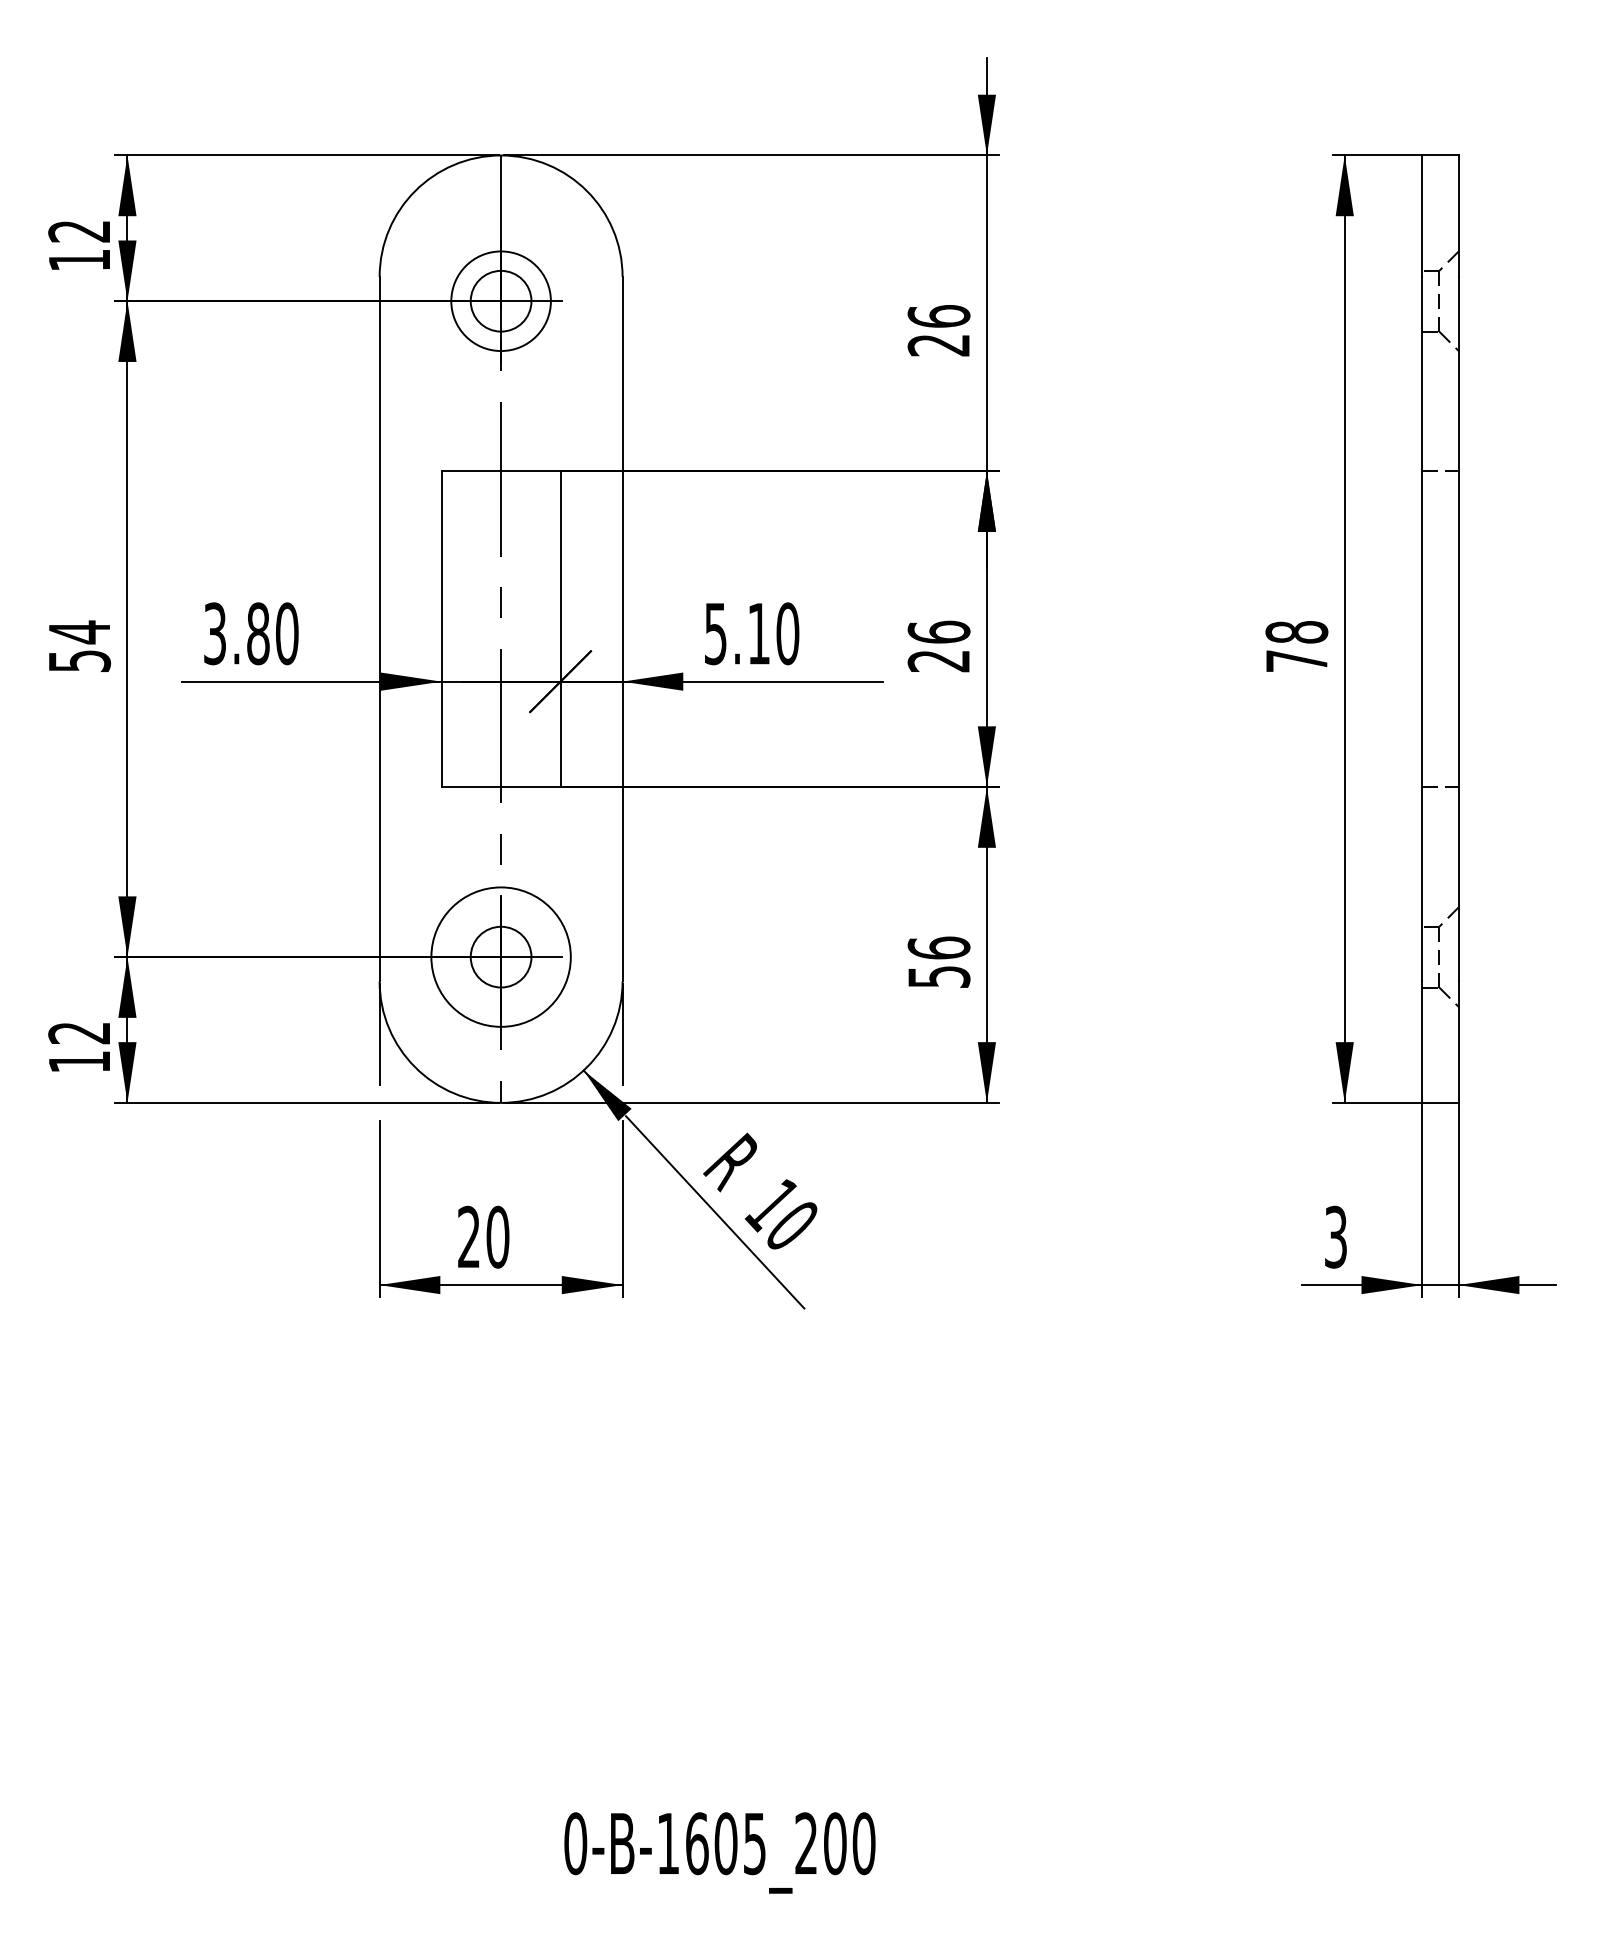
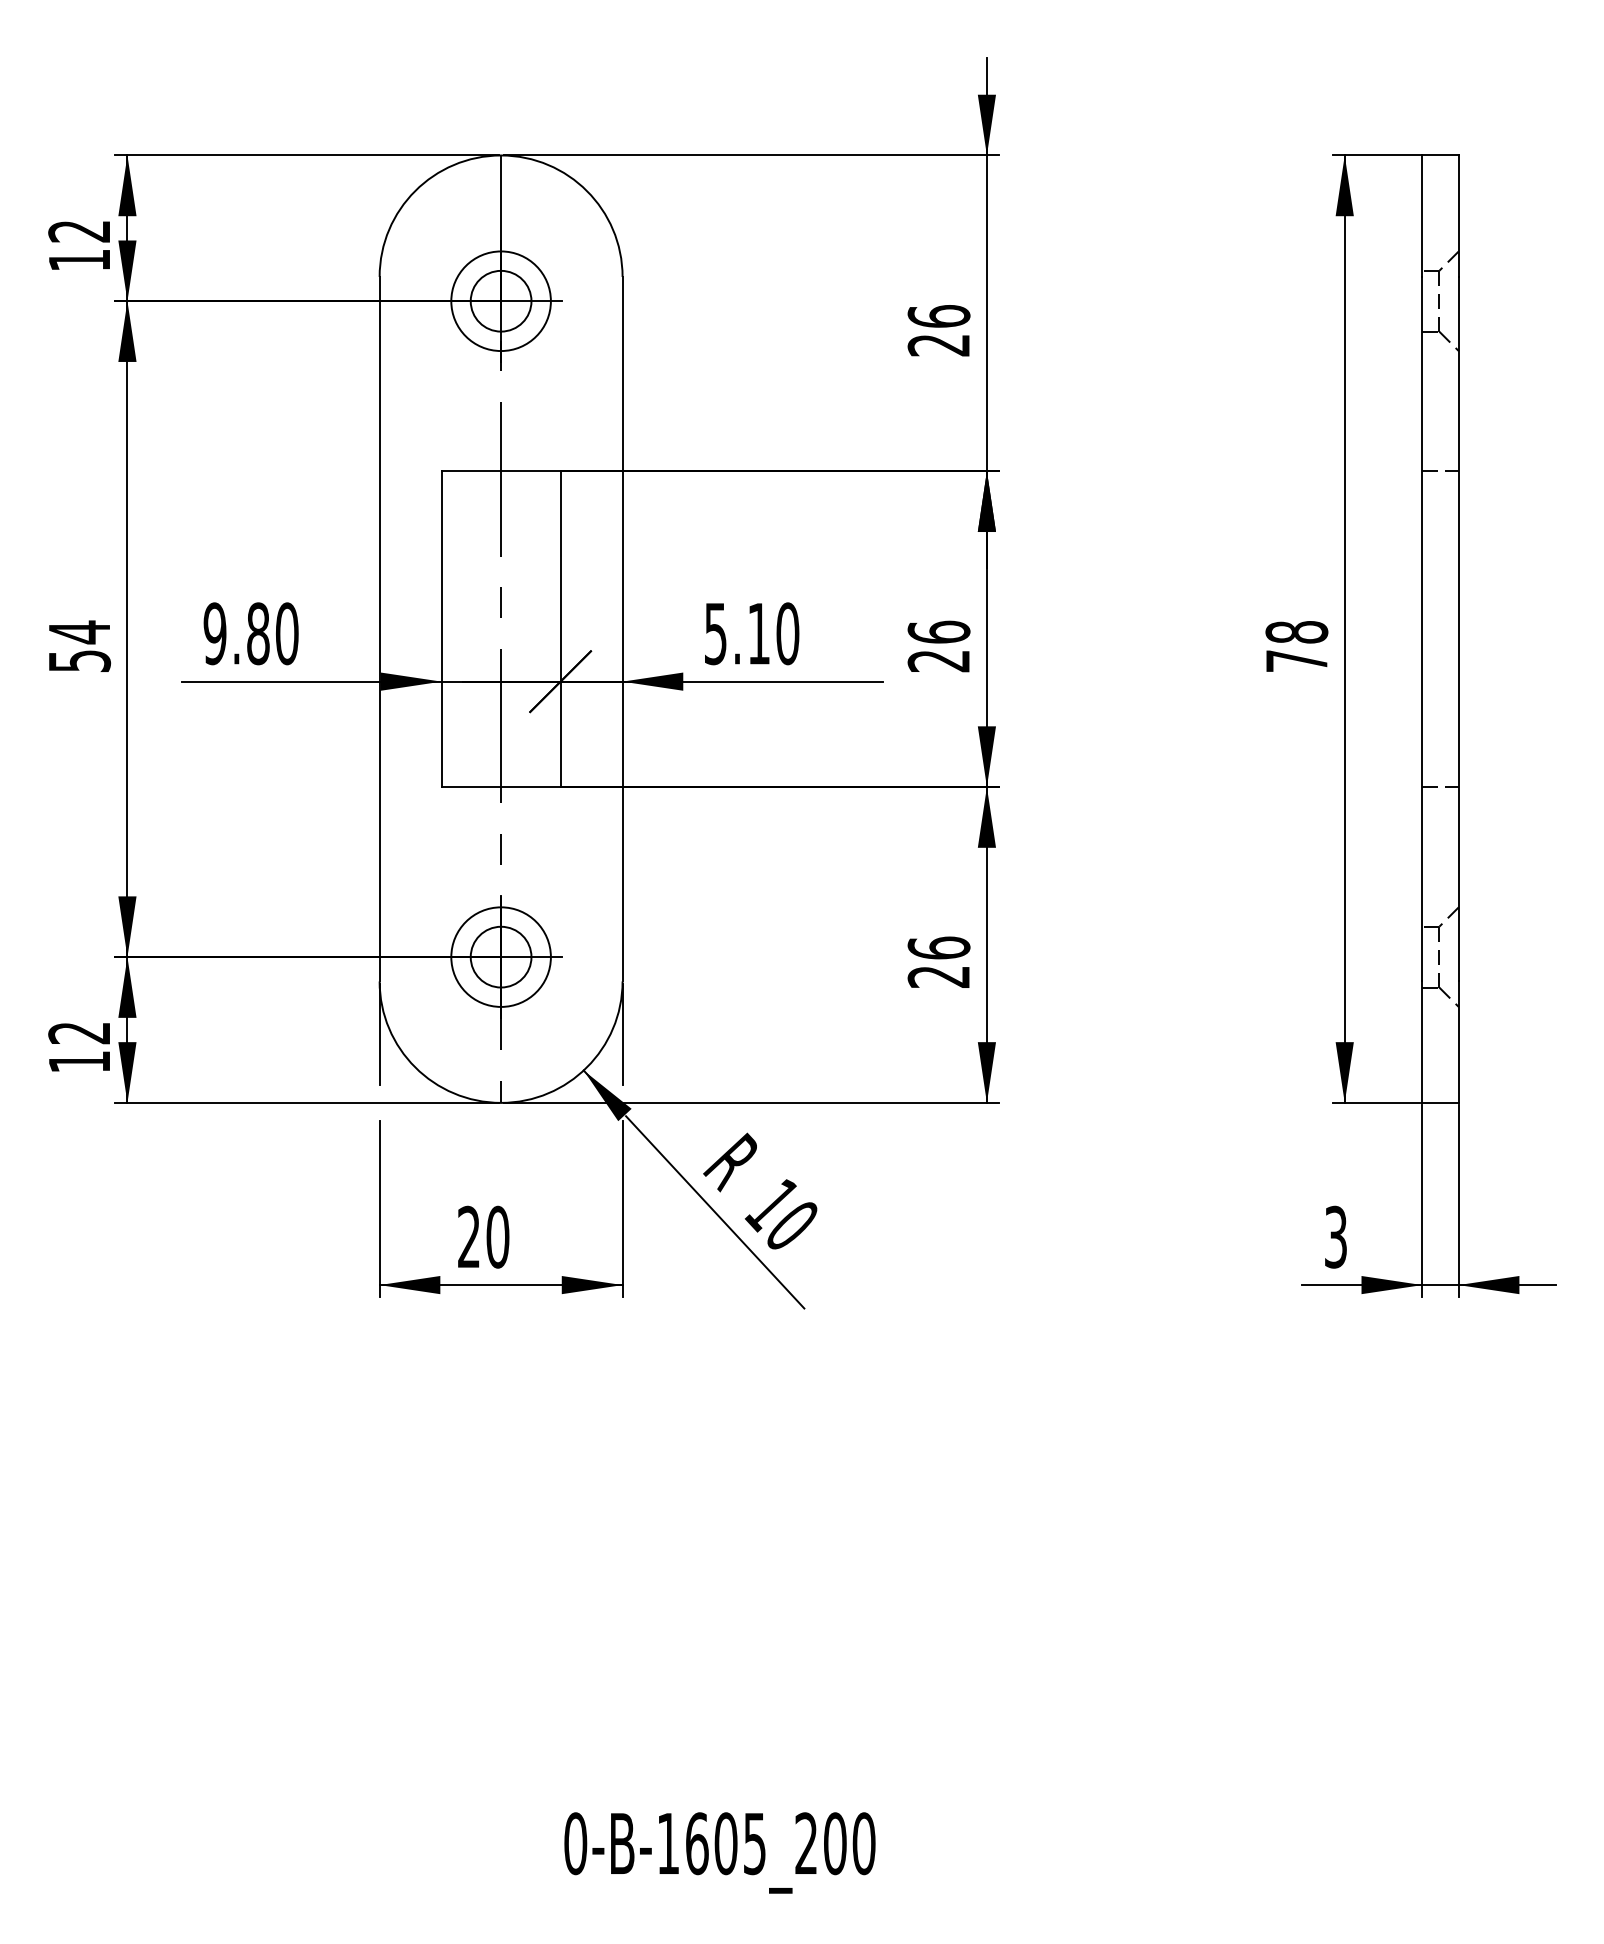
text: 3.80 -> 9.80 (214, 633)
circle diameter: 139 px -> 100 px (500, 956)
text: 56 -> 26 (938, 976)
